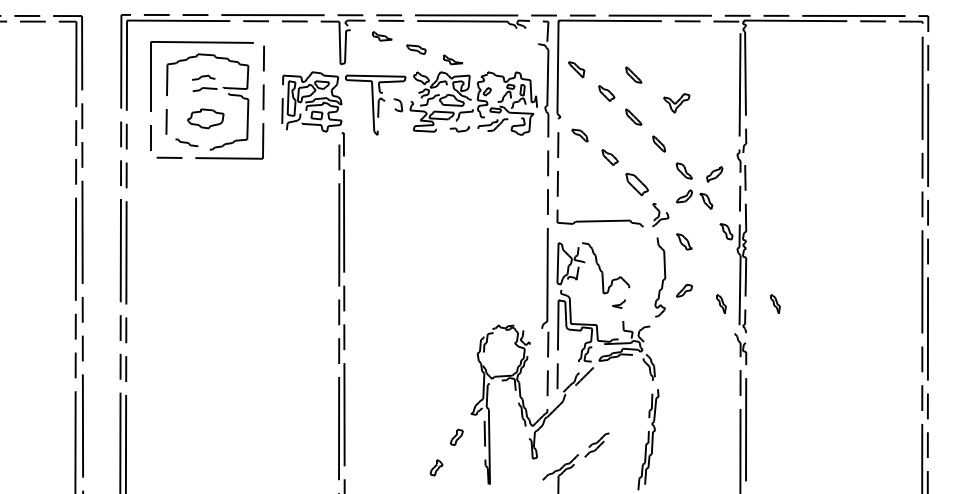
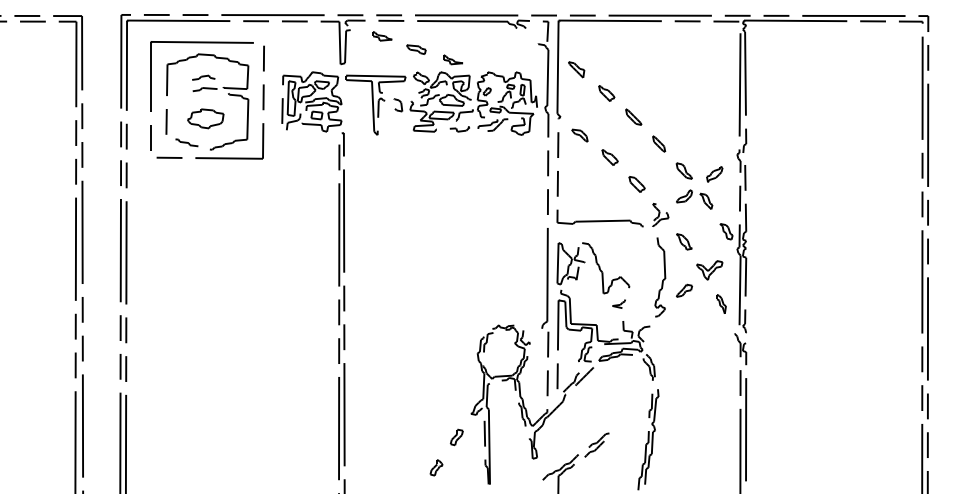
part: present -> none (633, 74)
part position: (676, 103) -> (709, 270) (709, 270)
part size: 24x25 px -> 18x17 px (636, 184)
part: present -> none (775, 303)
